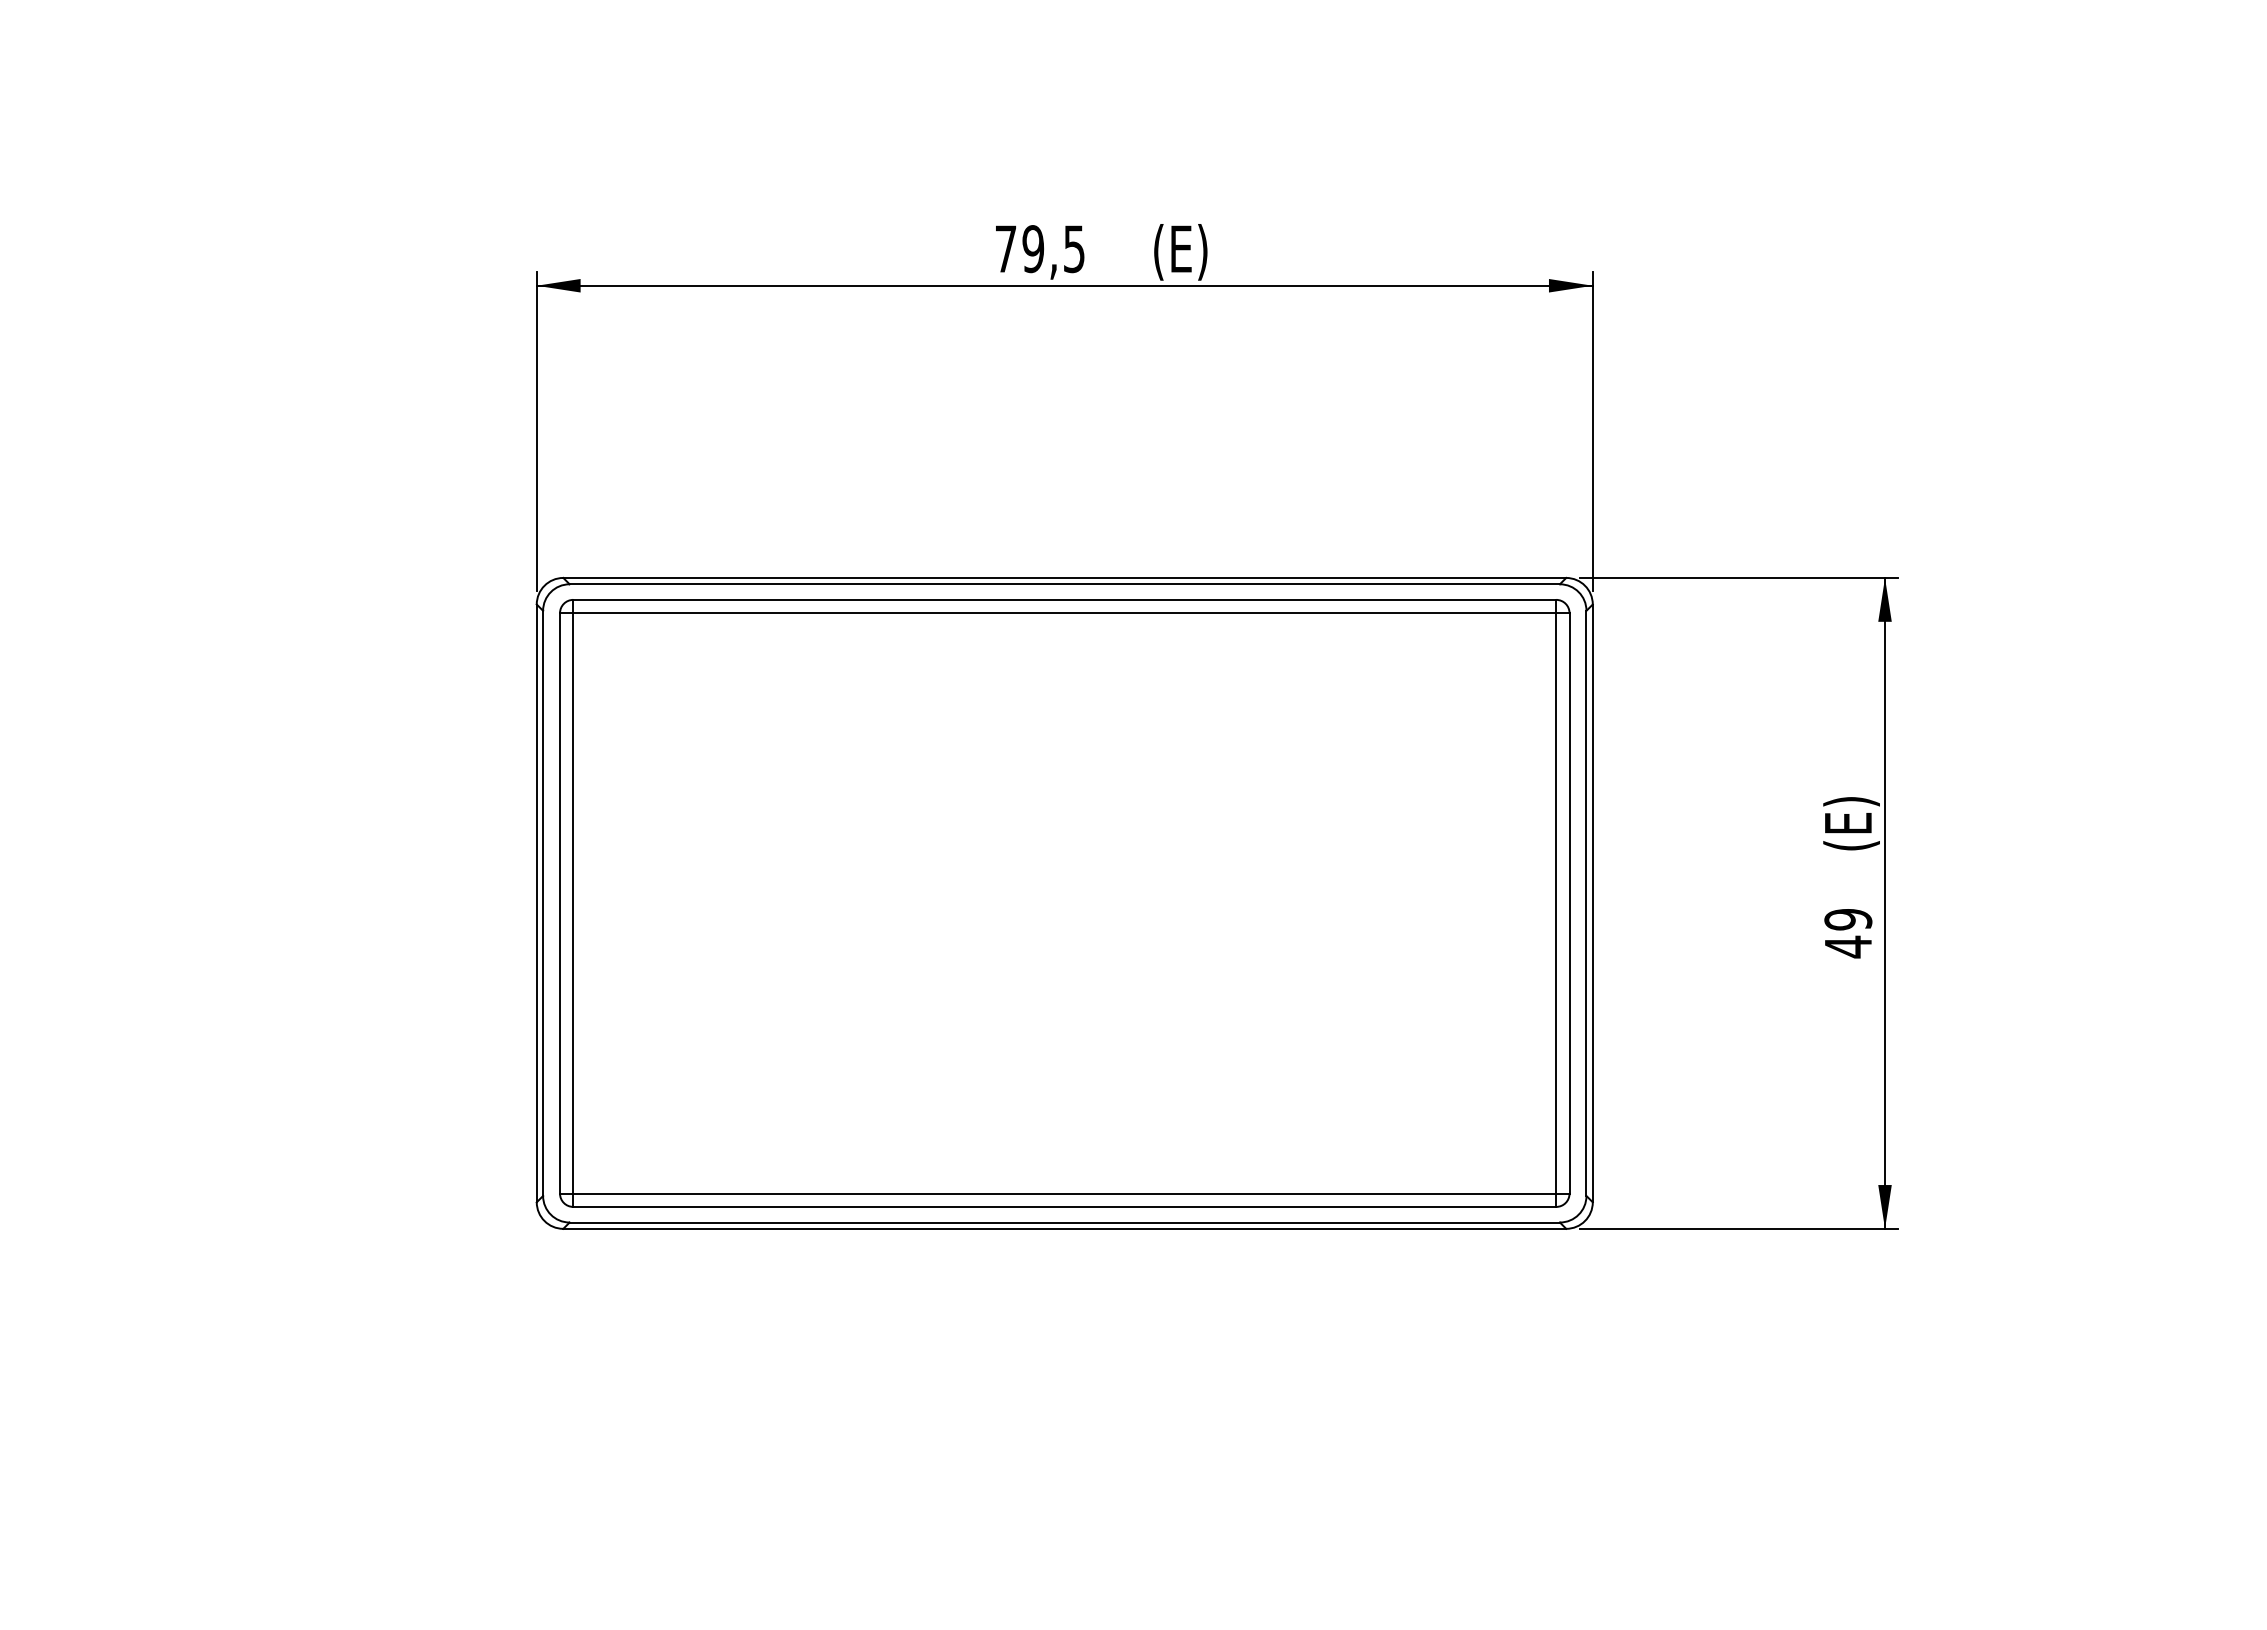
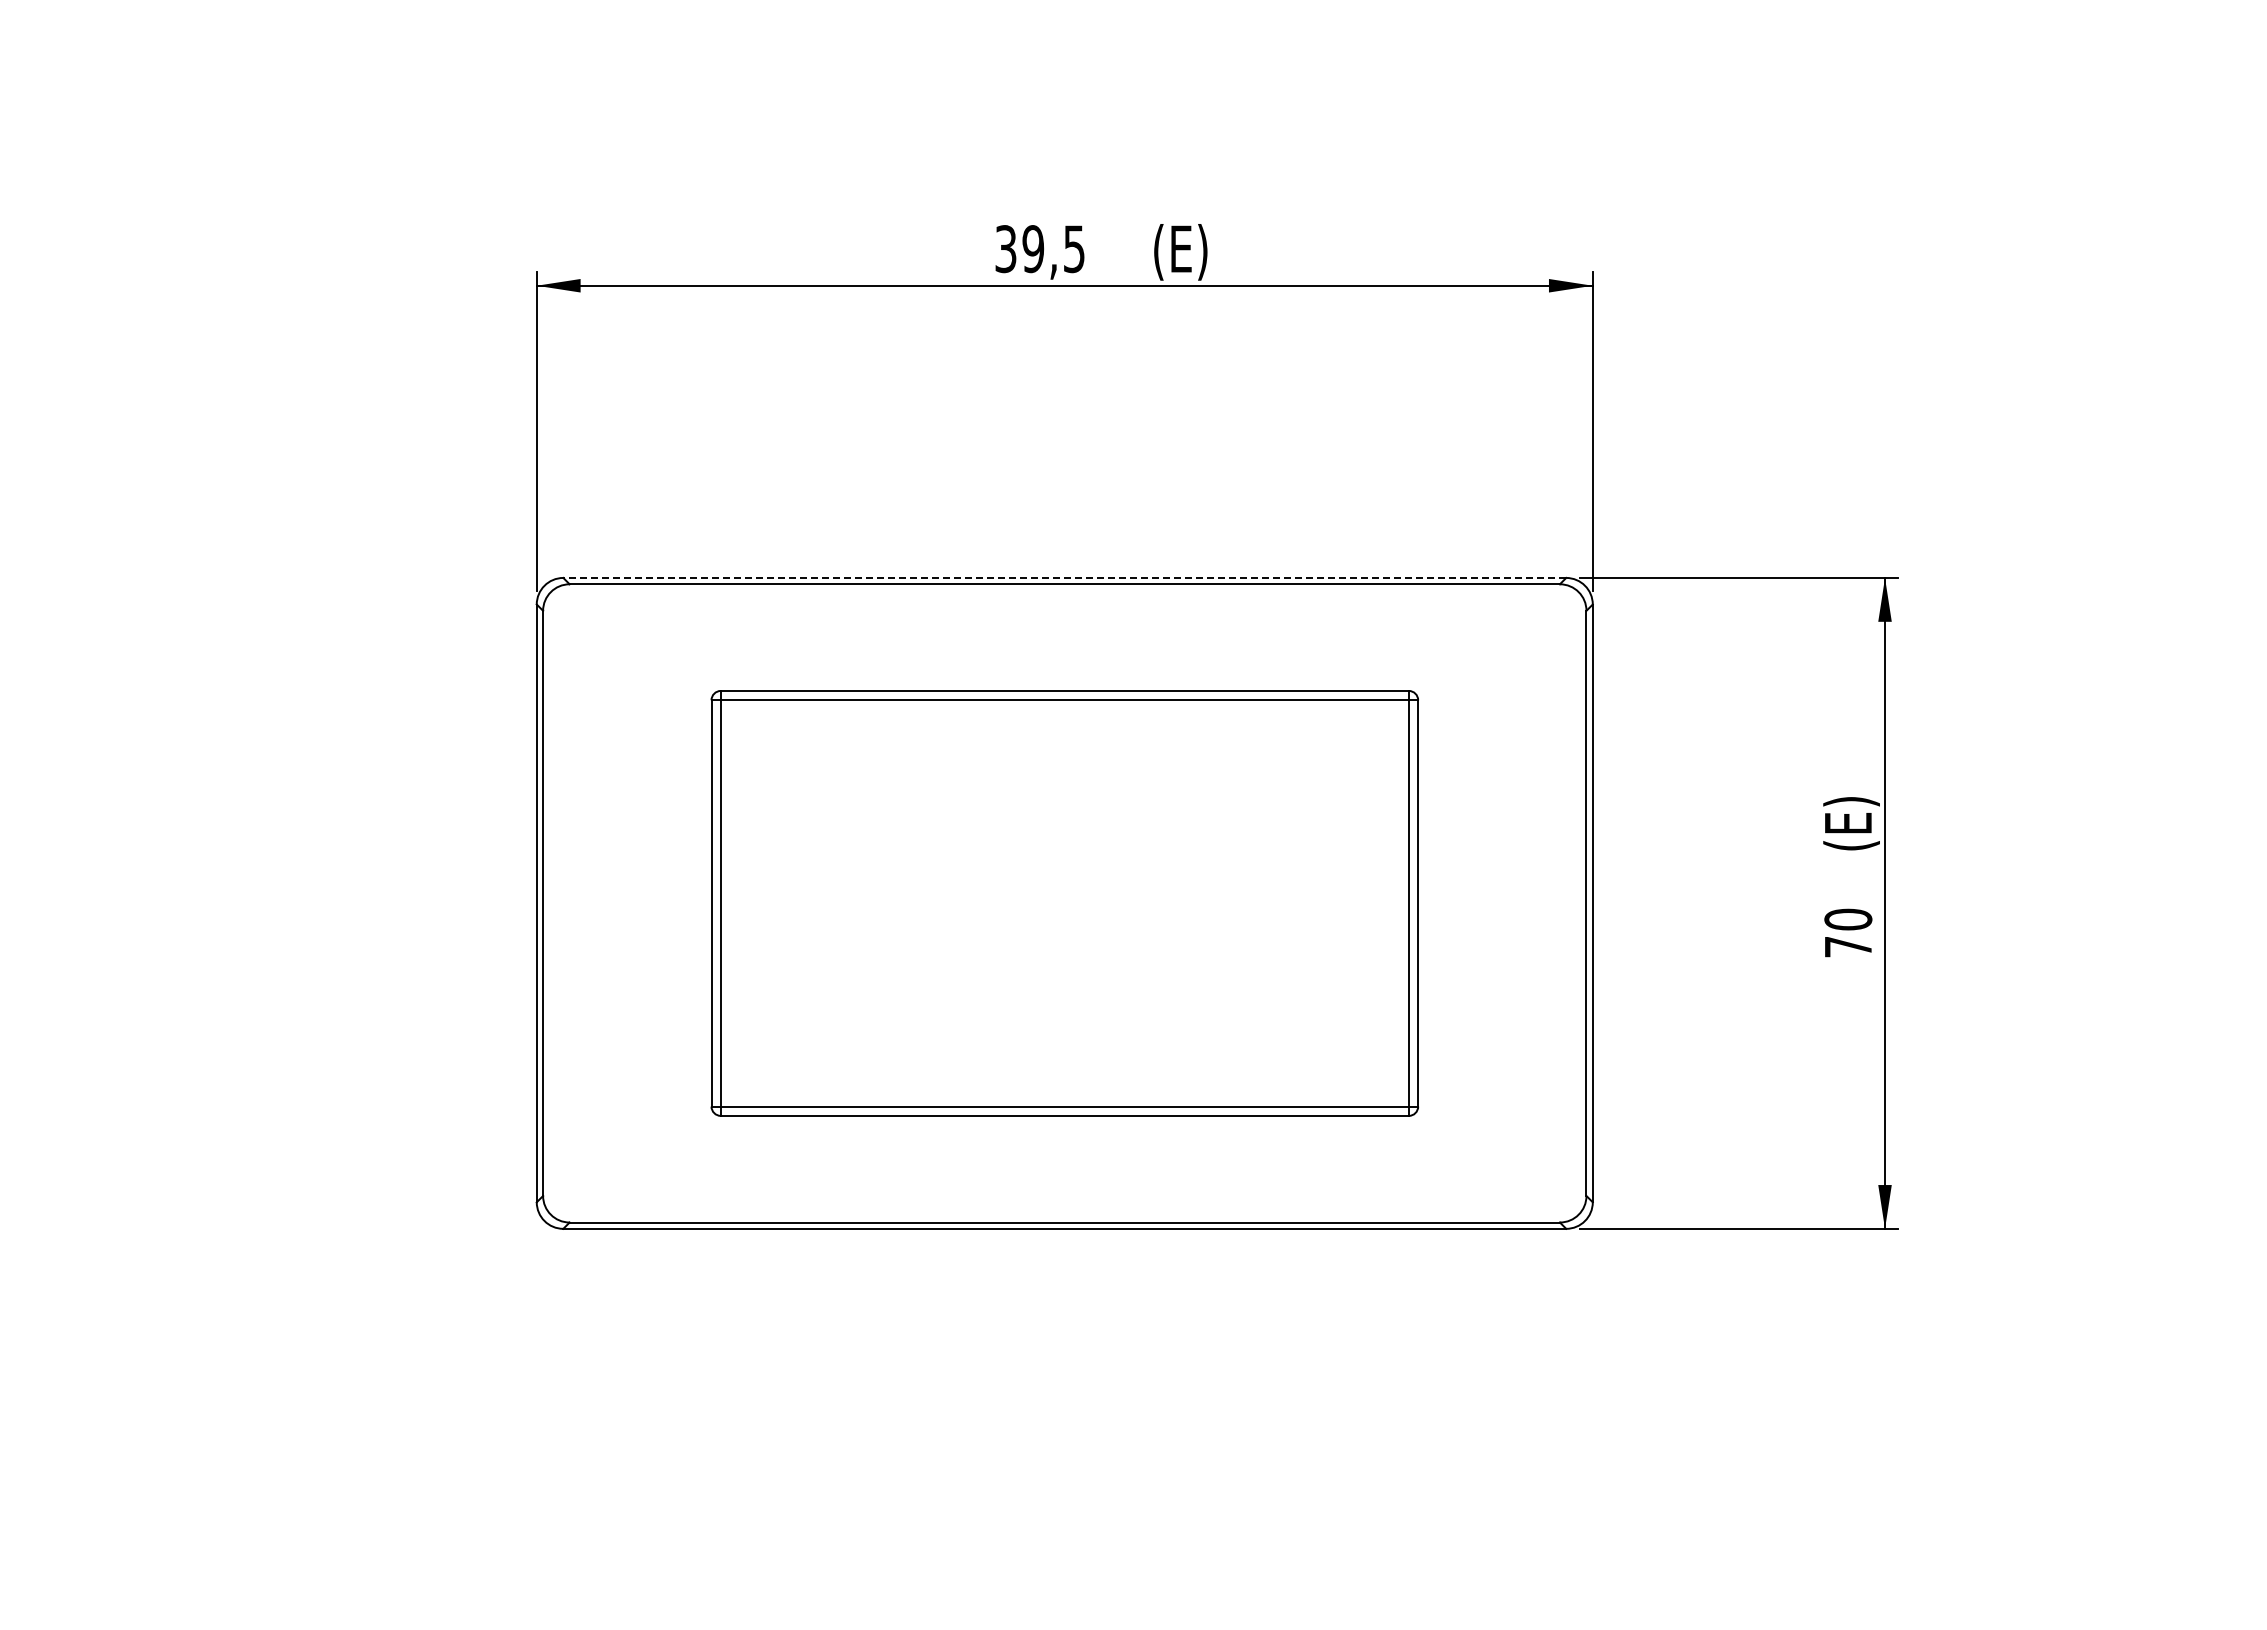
text: 79,5 -> 39,5 (1005, 249)
line: solid -> dashed (1064, 577)
part size: 1012x609 px -> 709x427 px (1064, 903)
text: 49 -> 70 (1848, 933)
